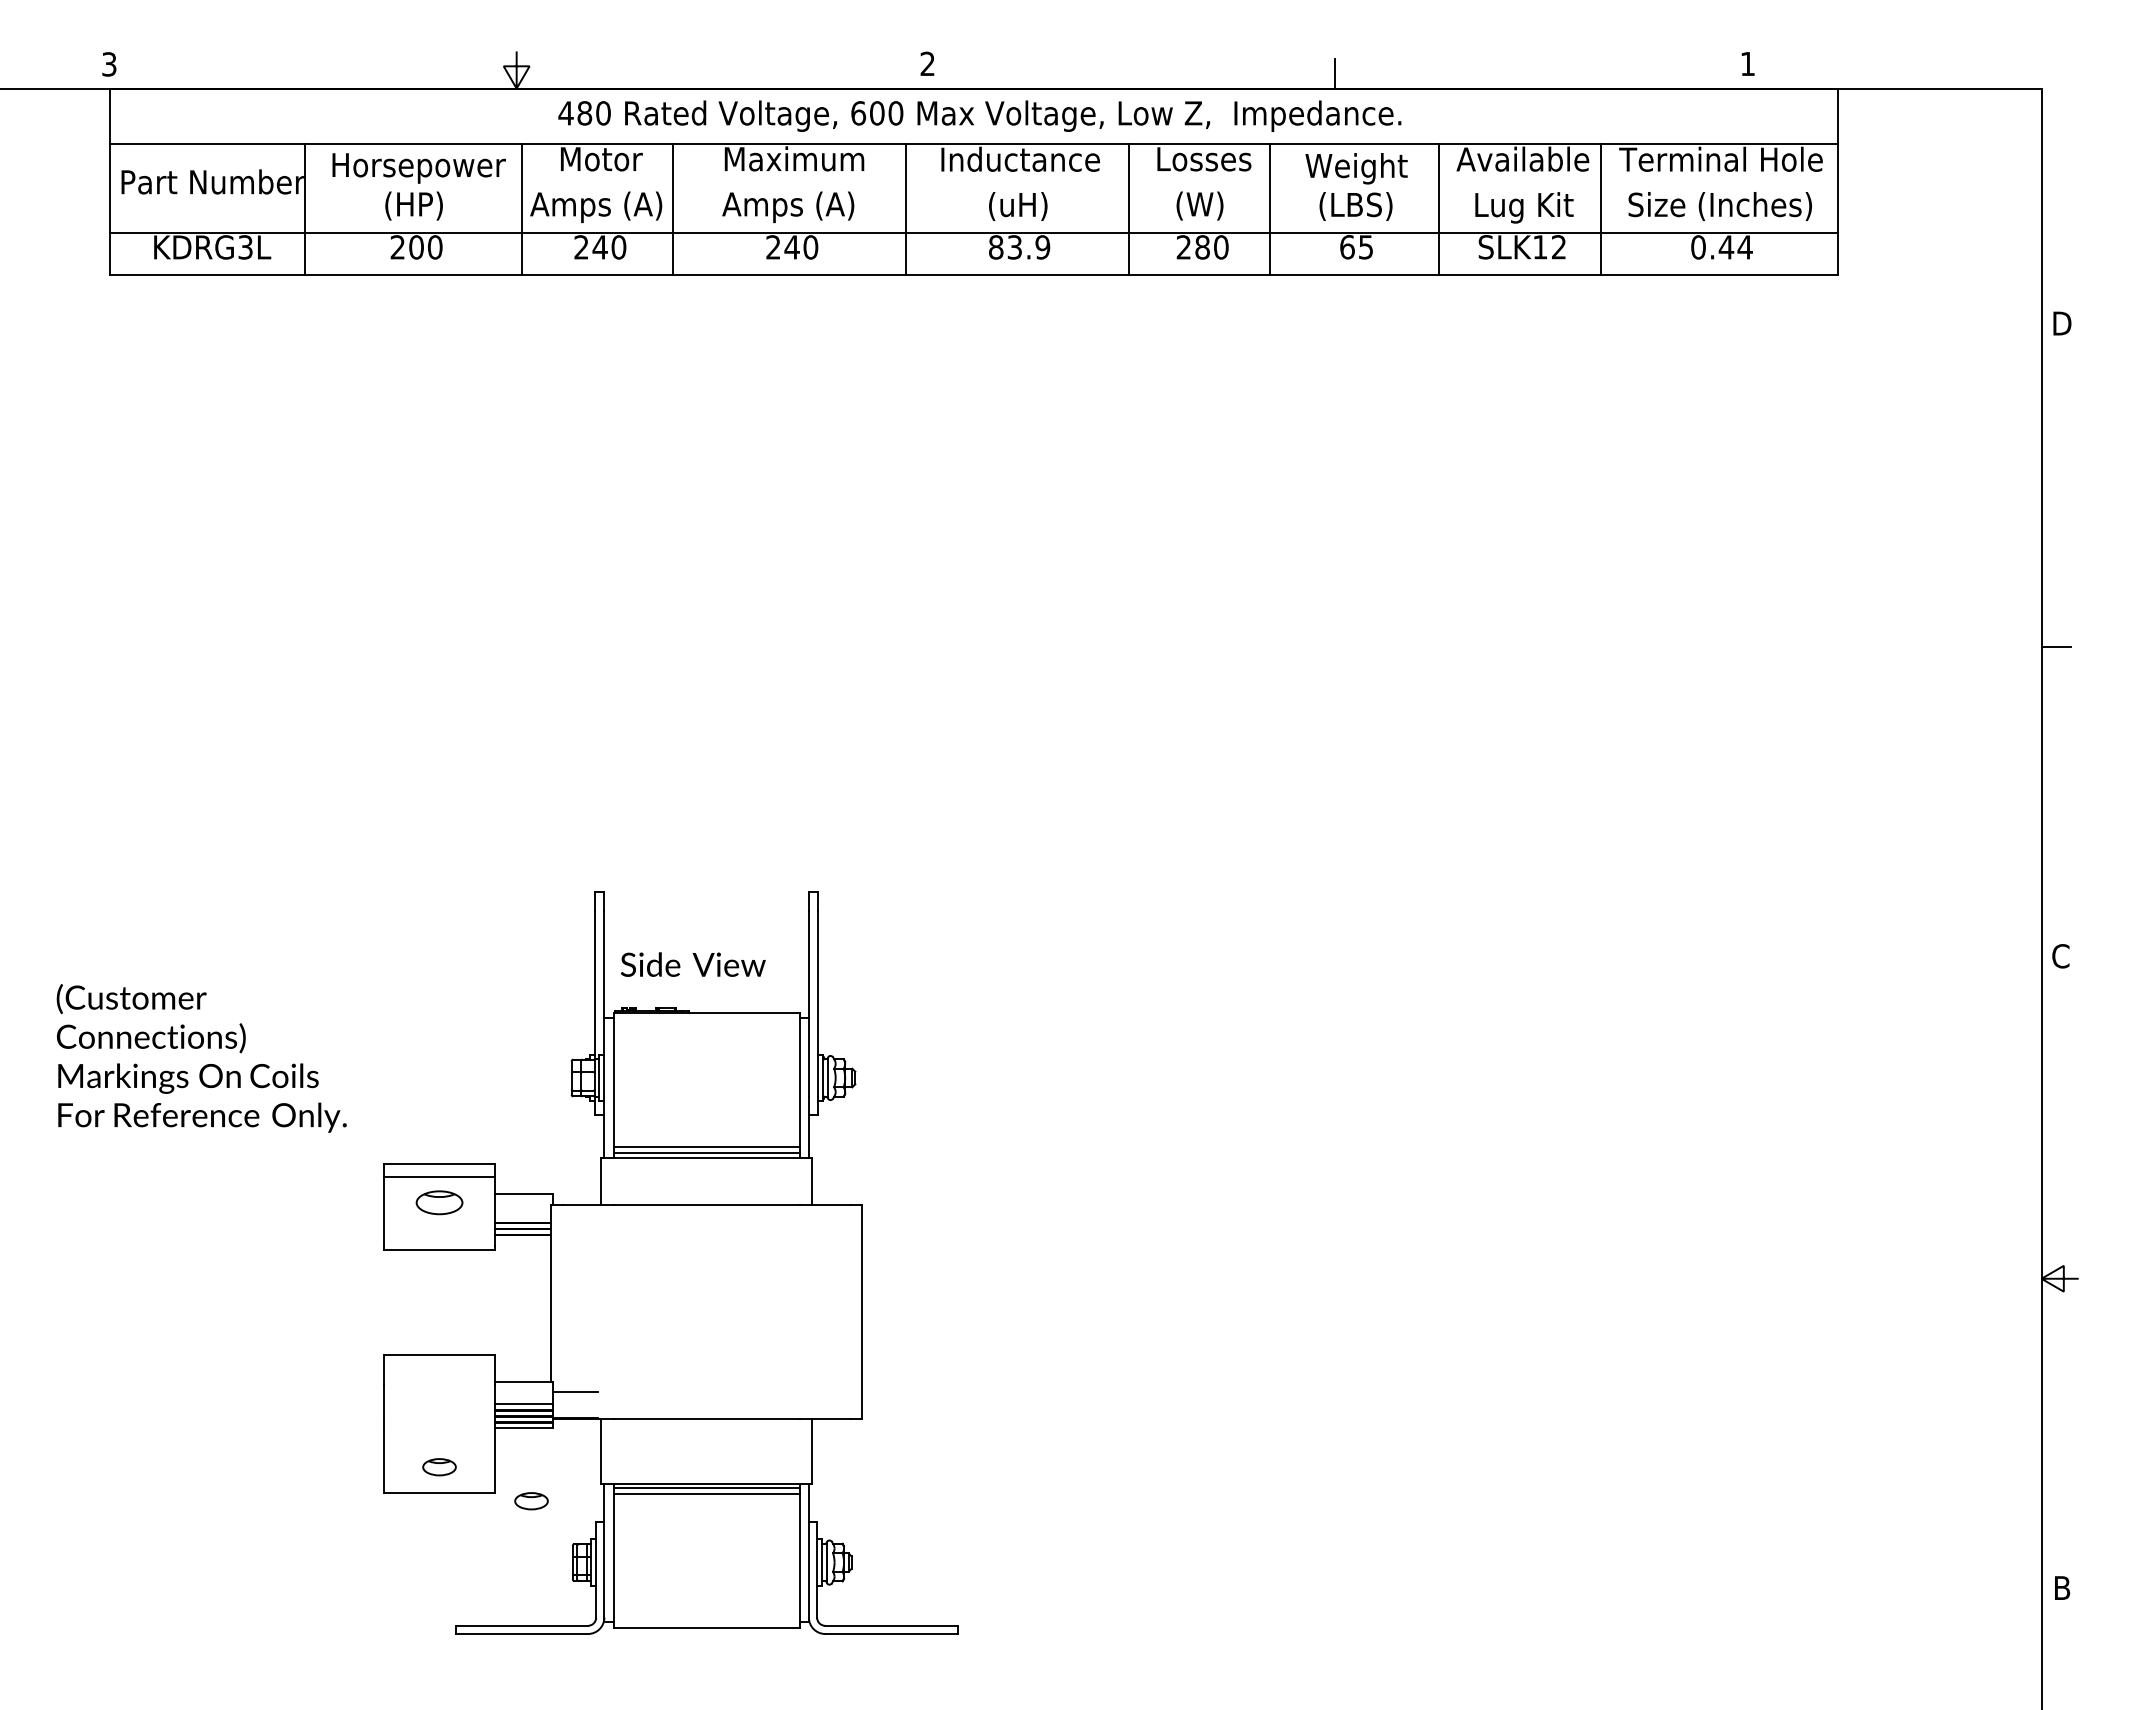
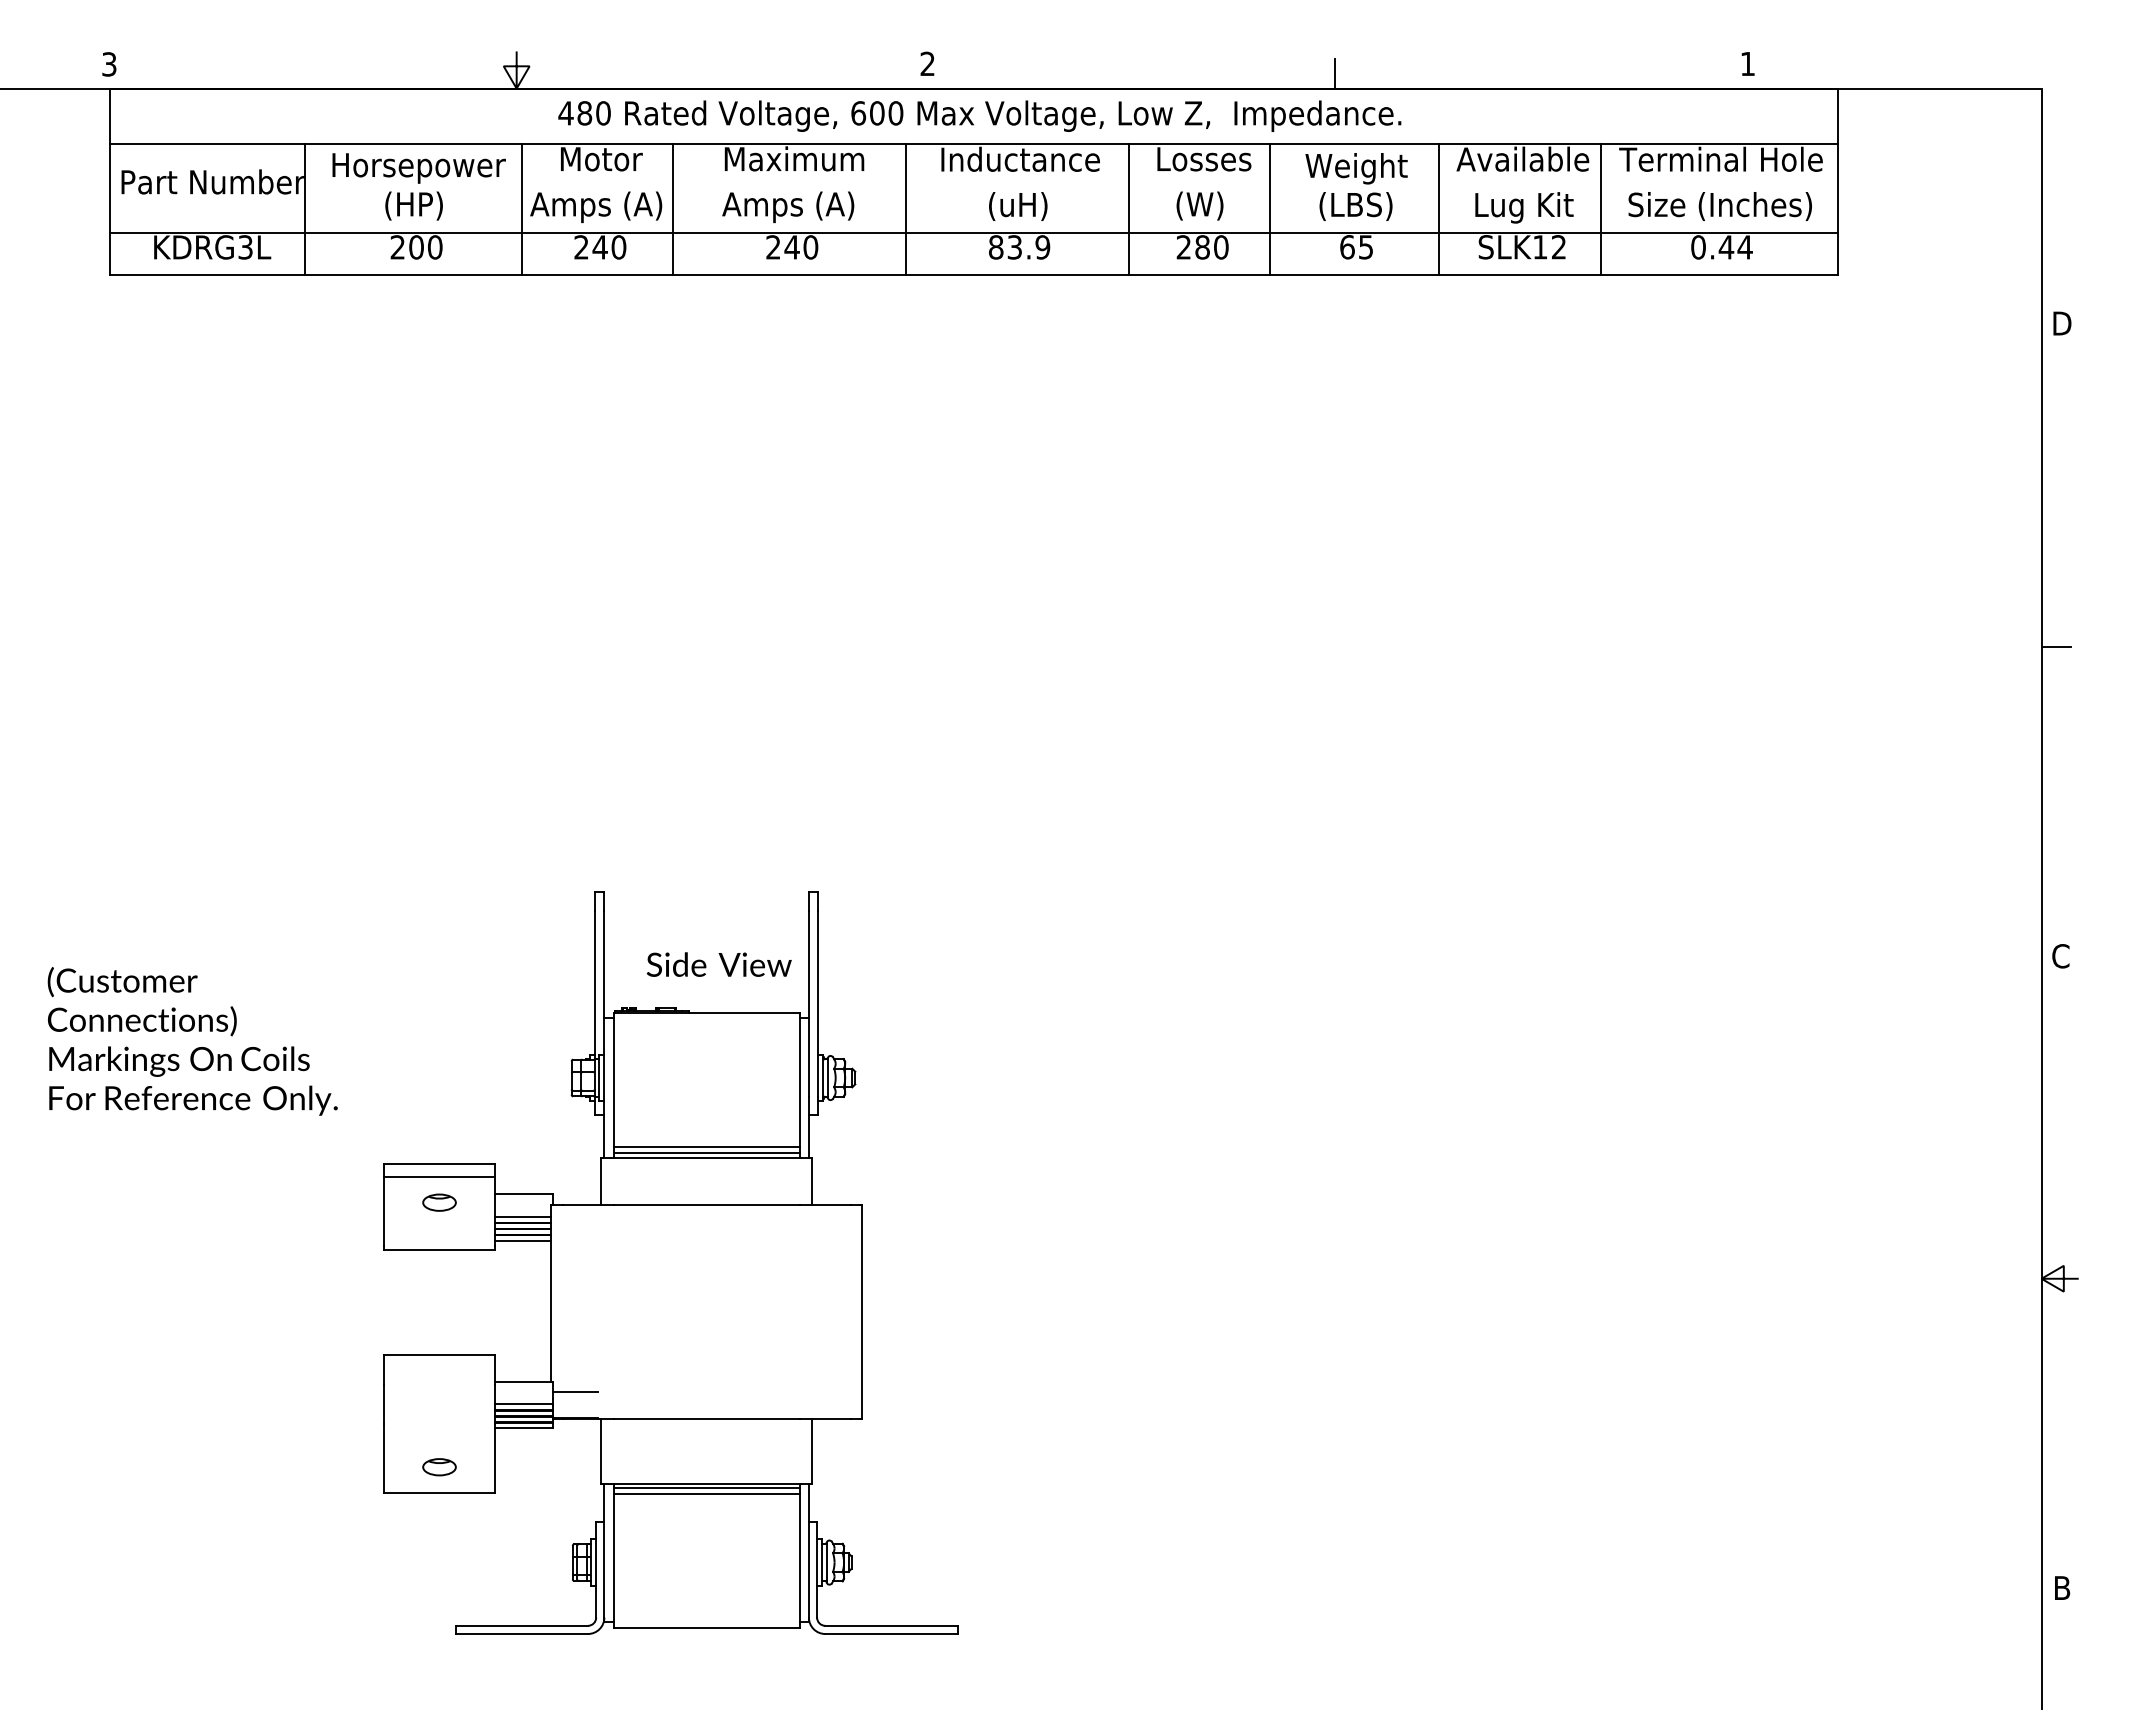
text position: (692, 964) -> (718, 964) (718, 964)
text position: (201, 1058) -> (192, 1041) (192, 1041)
part size: 49x26 px -> 35x19 px (439, 1202)
line: none -> present (523, 1217)
line: none -> present (523, 1241)
part: present -> none (531, 1501)
